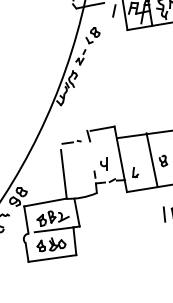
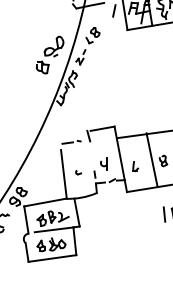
part: none -> present (49, 54)
part: none -> present (78, 172)
part position: (135, 172) -> (135, 166) (135, 166)
